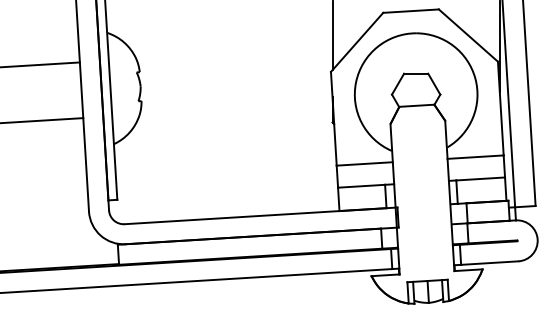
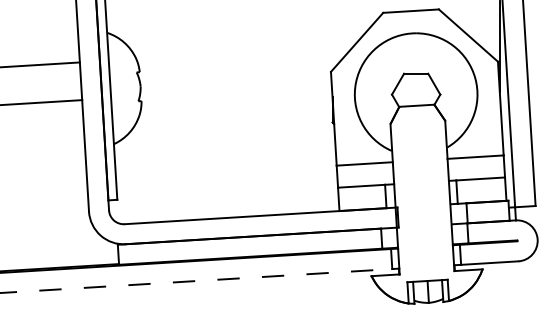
line: present -> none (332, 36)
line position: (42, 120) -> (42, 102) (42, 102)
line: solid -> dashed (196, 281)
